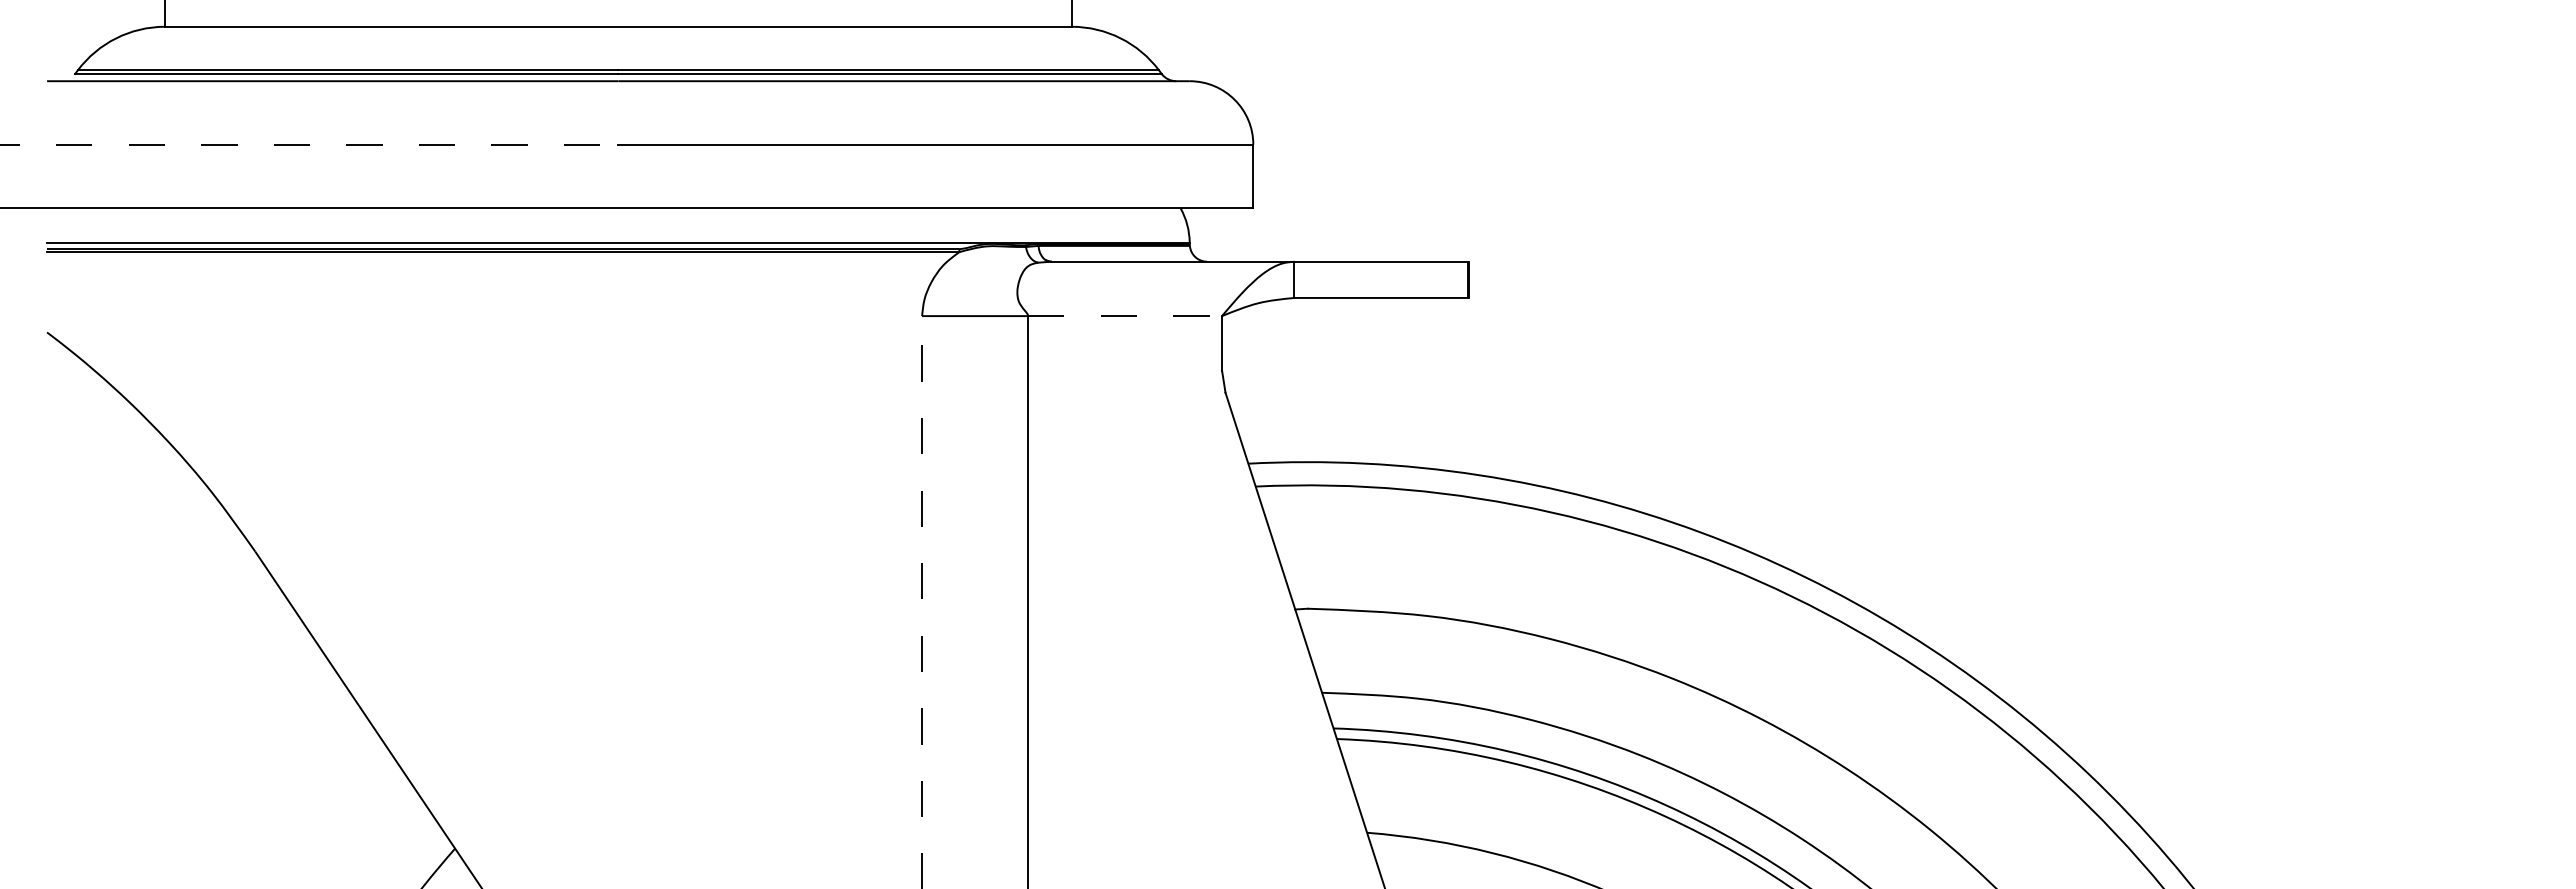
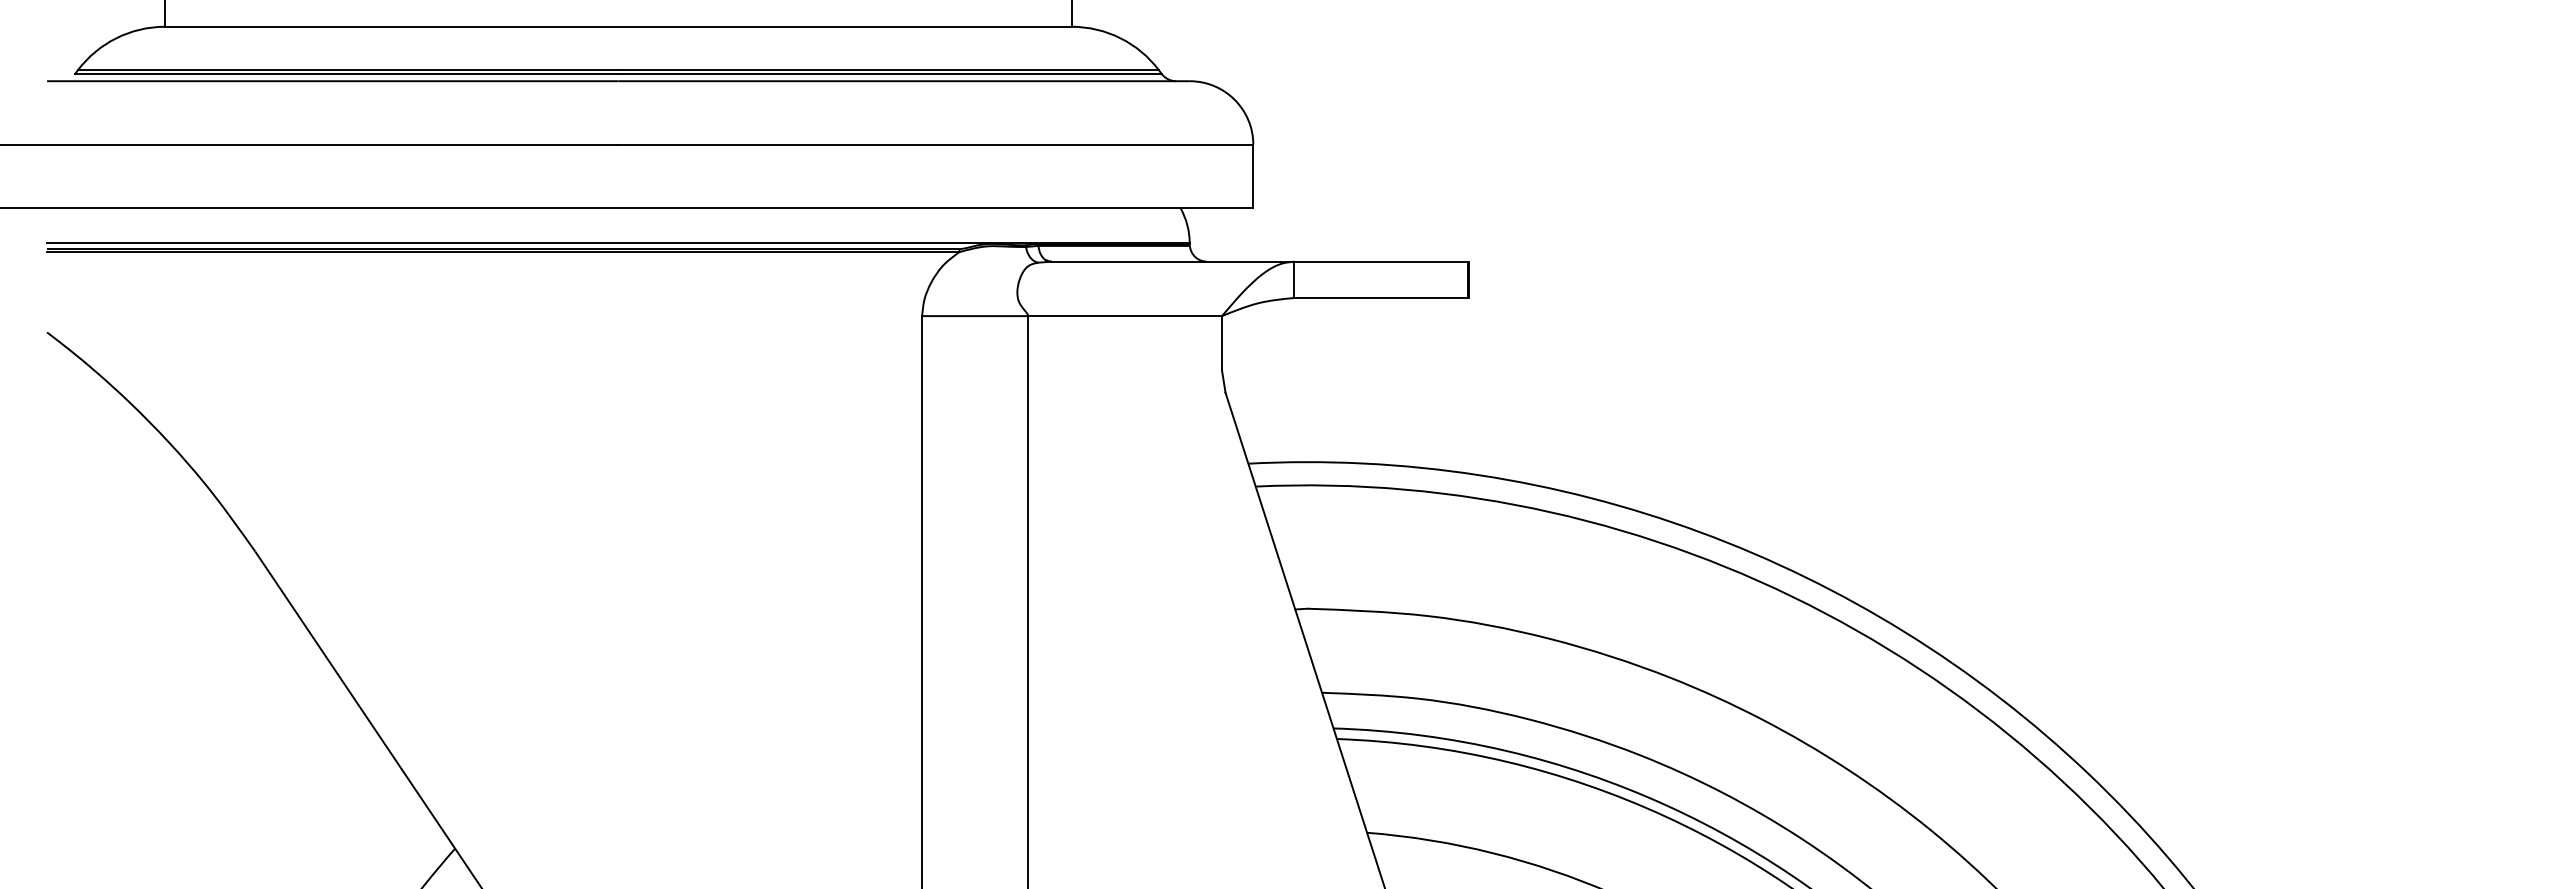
line: dashed -> solid (309, 144)
line: dashed -> solid (1125, 316)
line: dashed -> solid (922, 602)
